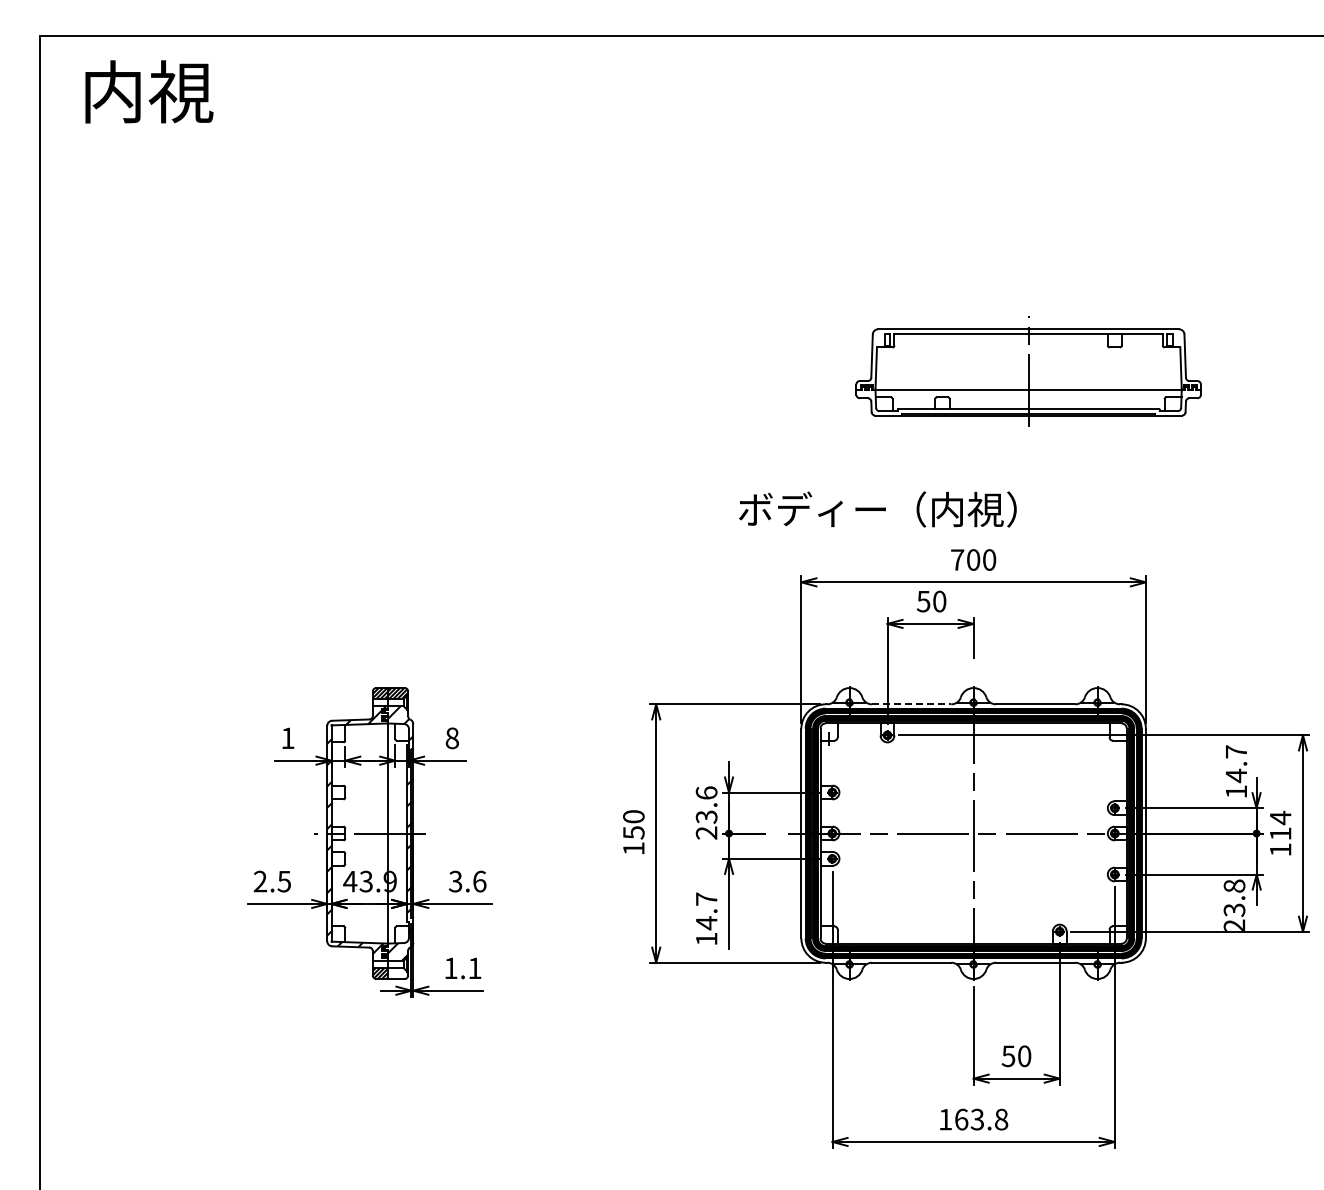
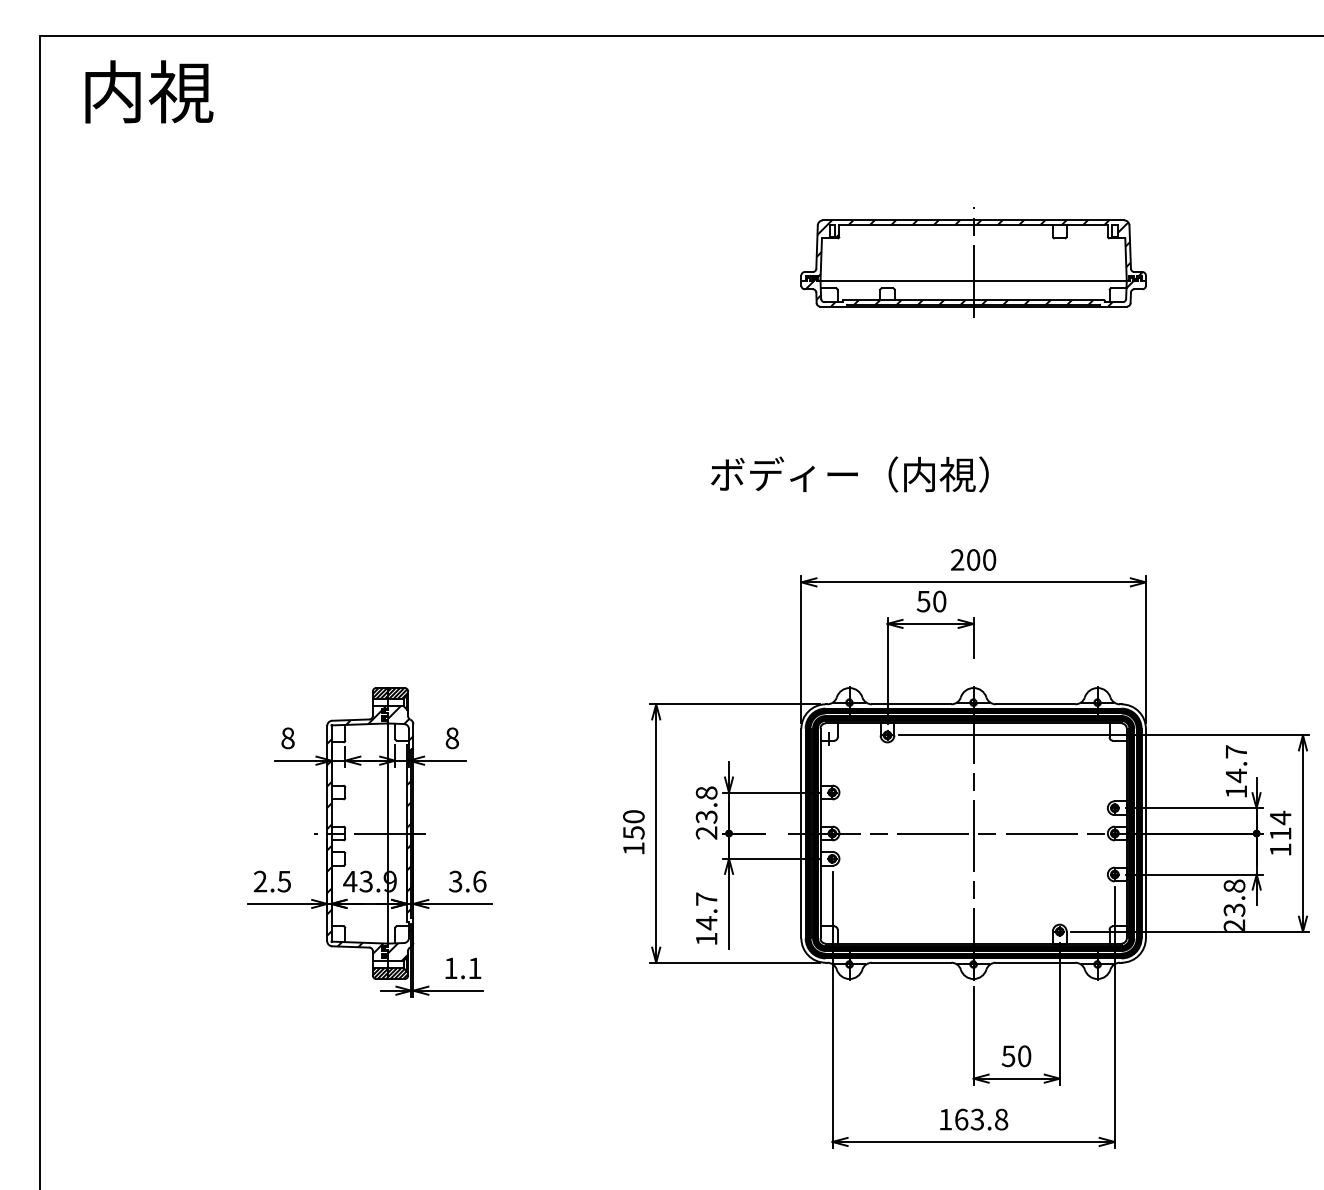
part position: (1028, 371) -> (973, 262) (973, 262)
text position: (877, 509) -> (849, 474) (849, 474)
text: 700 -> 200 (957, 559)
line: dashed -> solid (911, 704)
text: 1 -> 8 (287, 738)
text: 23.6 -> 23.8 (706, 792)
hatch: none -> present (397, 973)
